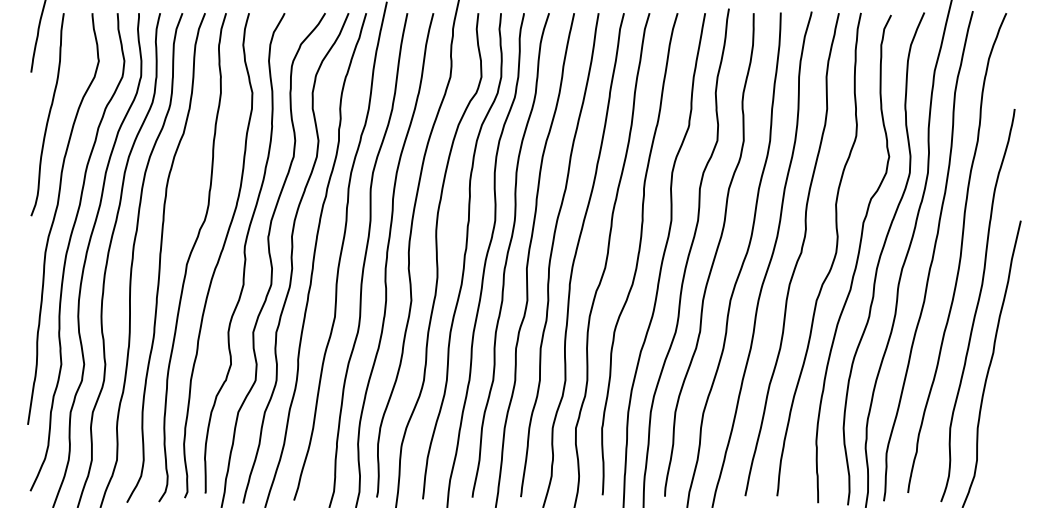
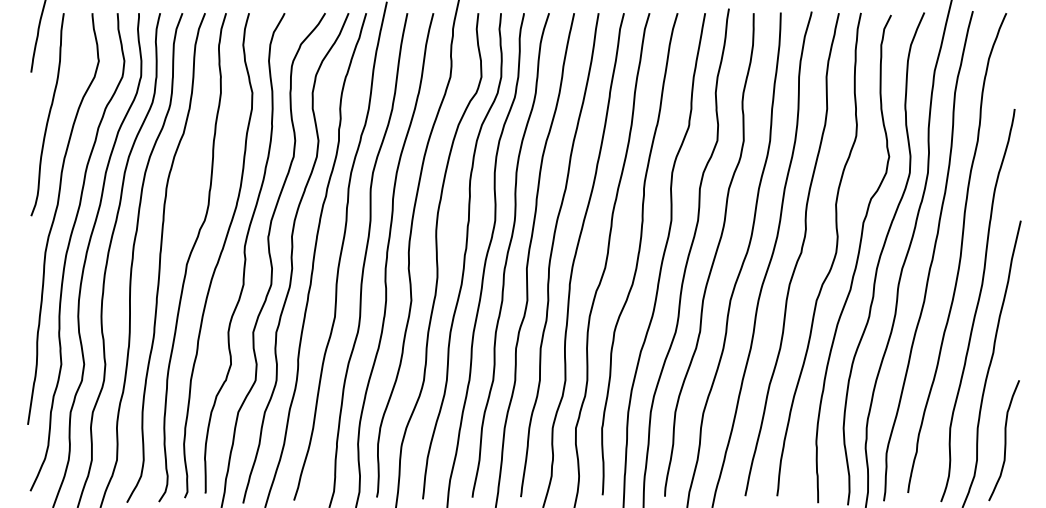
curve: none -> present (1004, 440)
